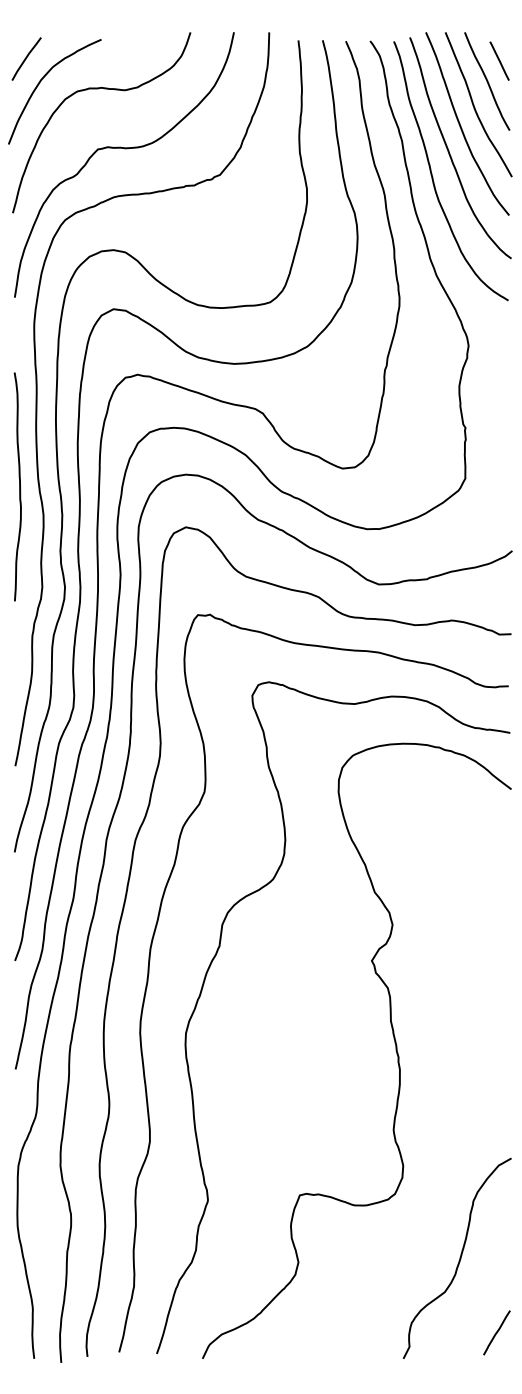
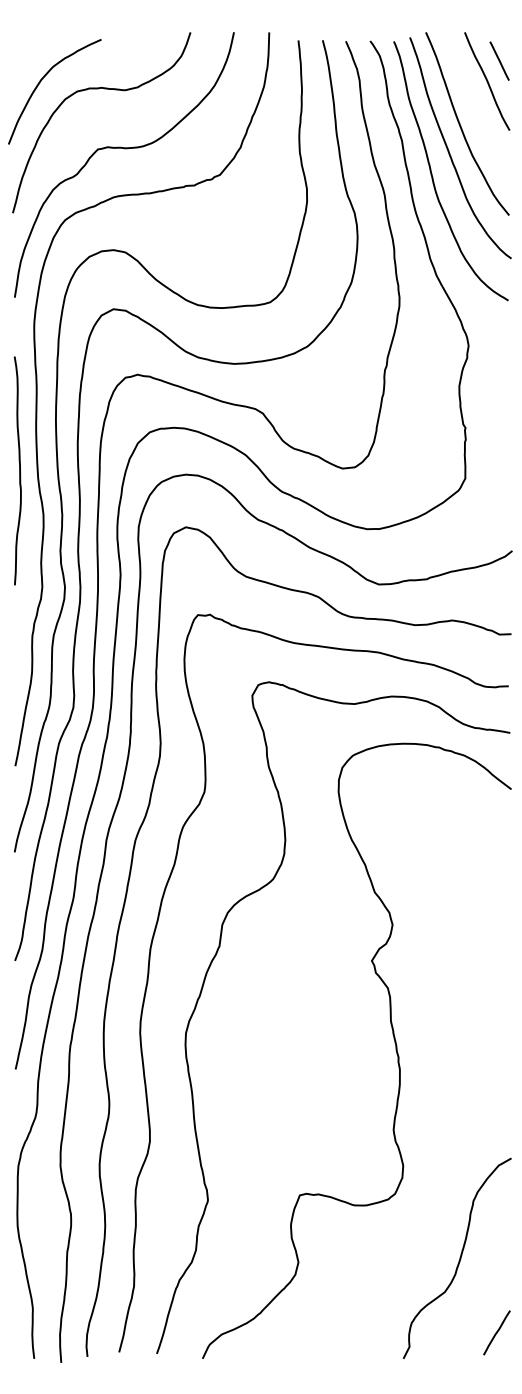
line: present -> none (26, 58)
curve: present -> none (474, 104)
curve position: (19, 486) -> (19, 470) (19, 470)
